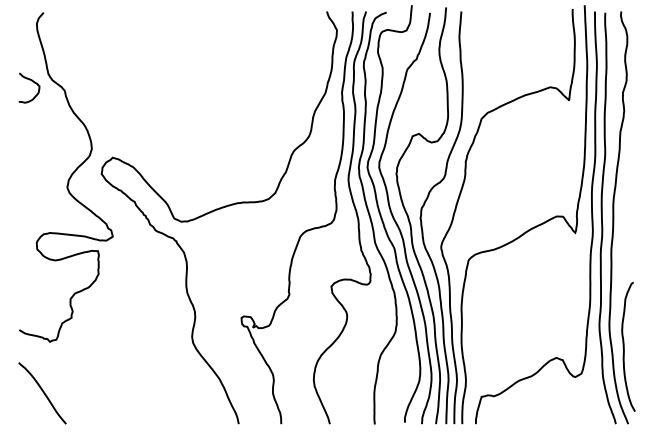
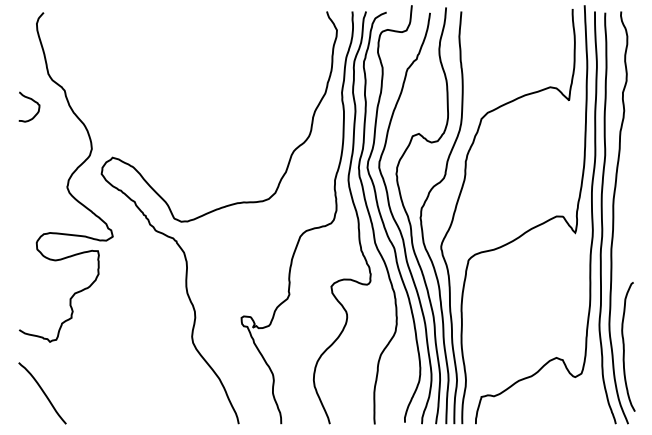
curve position: (31, 81) -> (31, 100) (31, 100)
